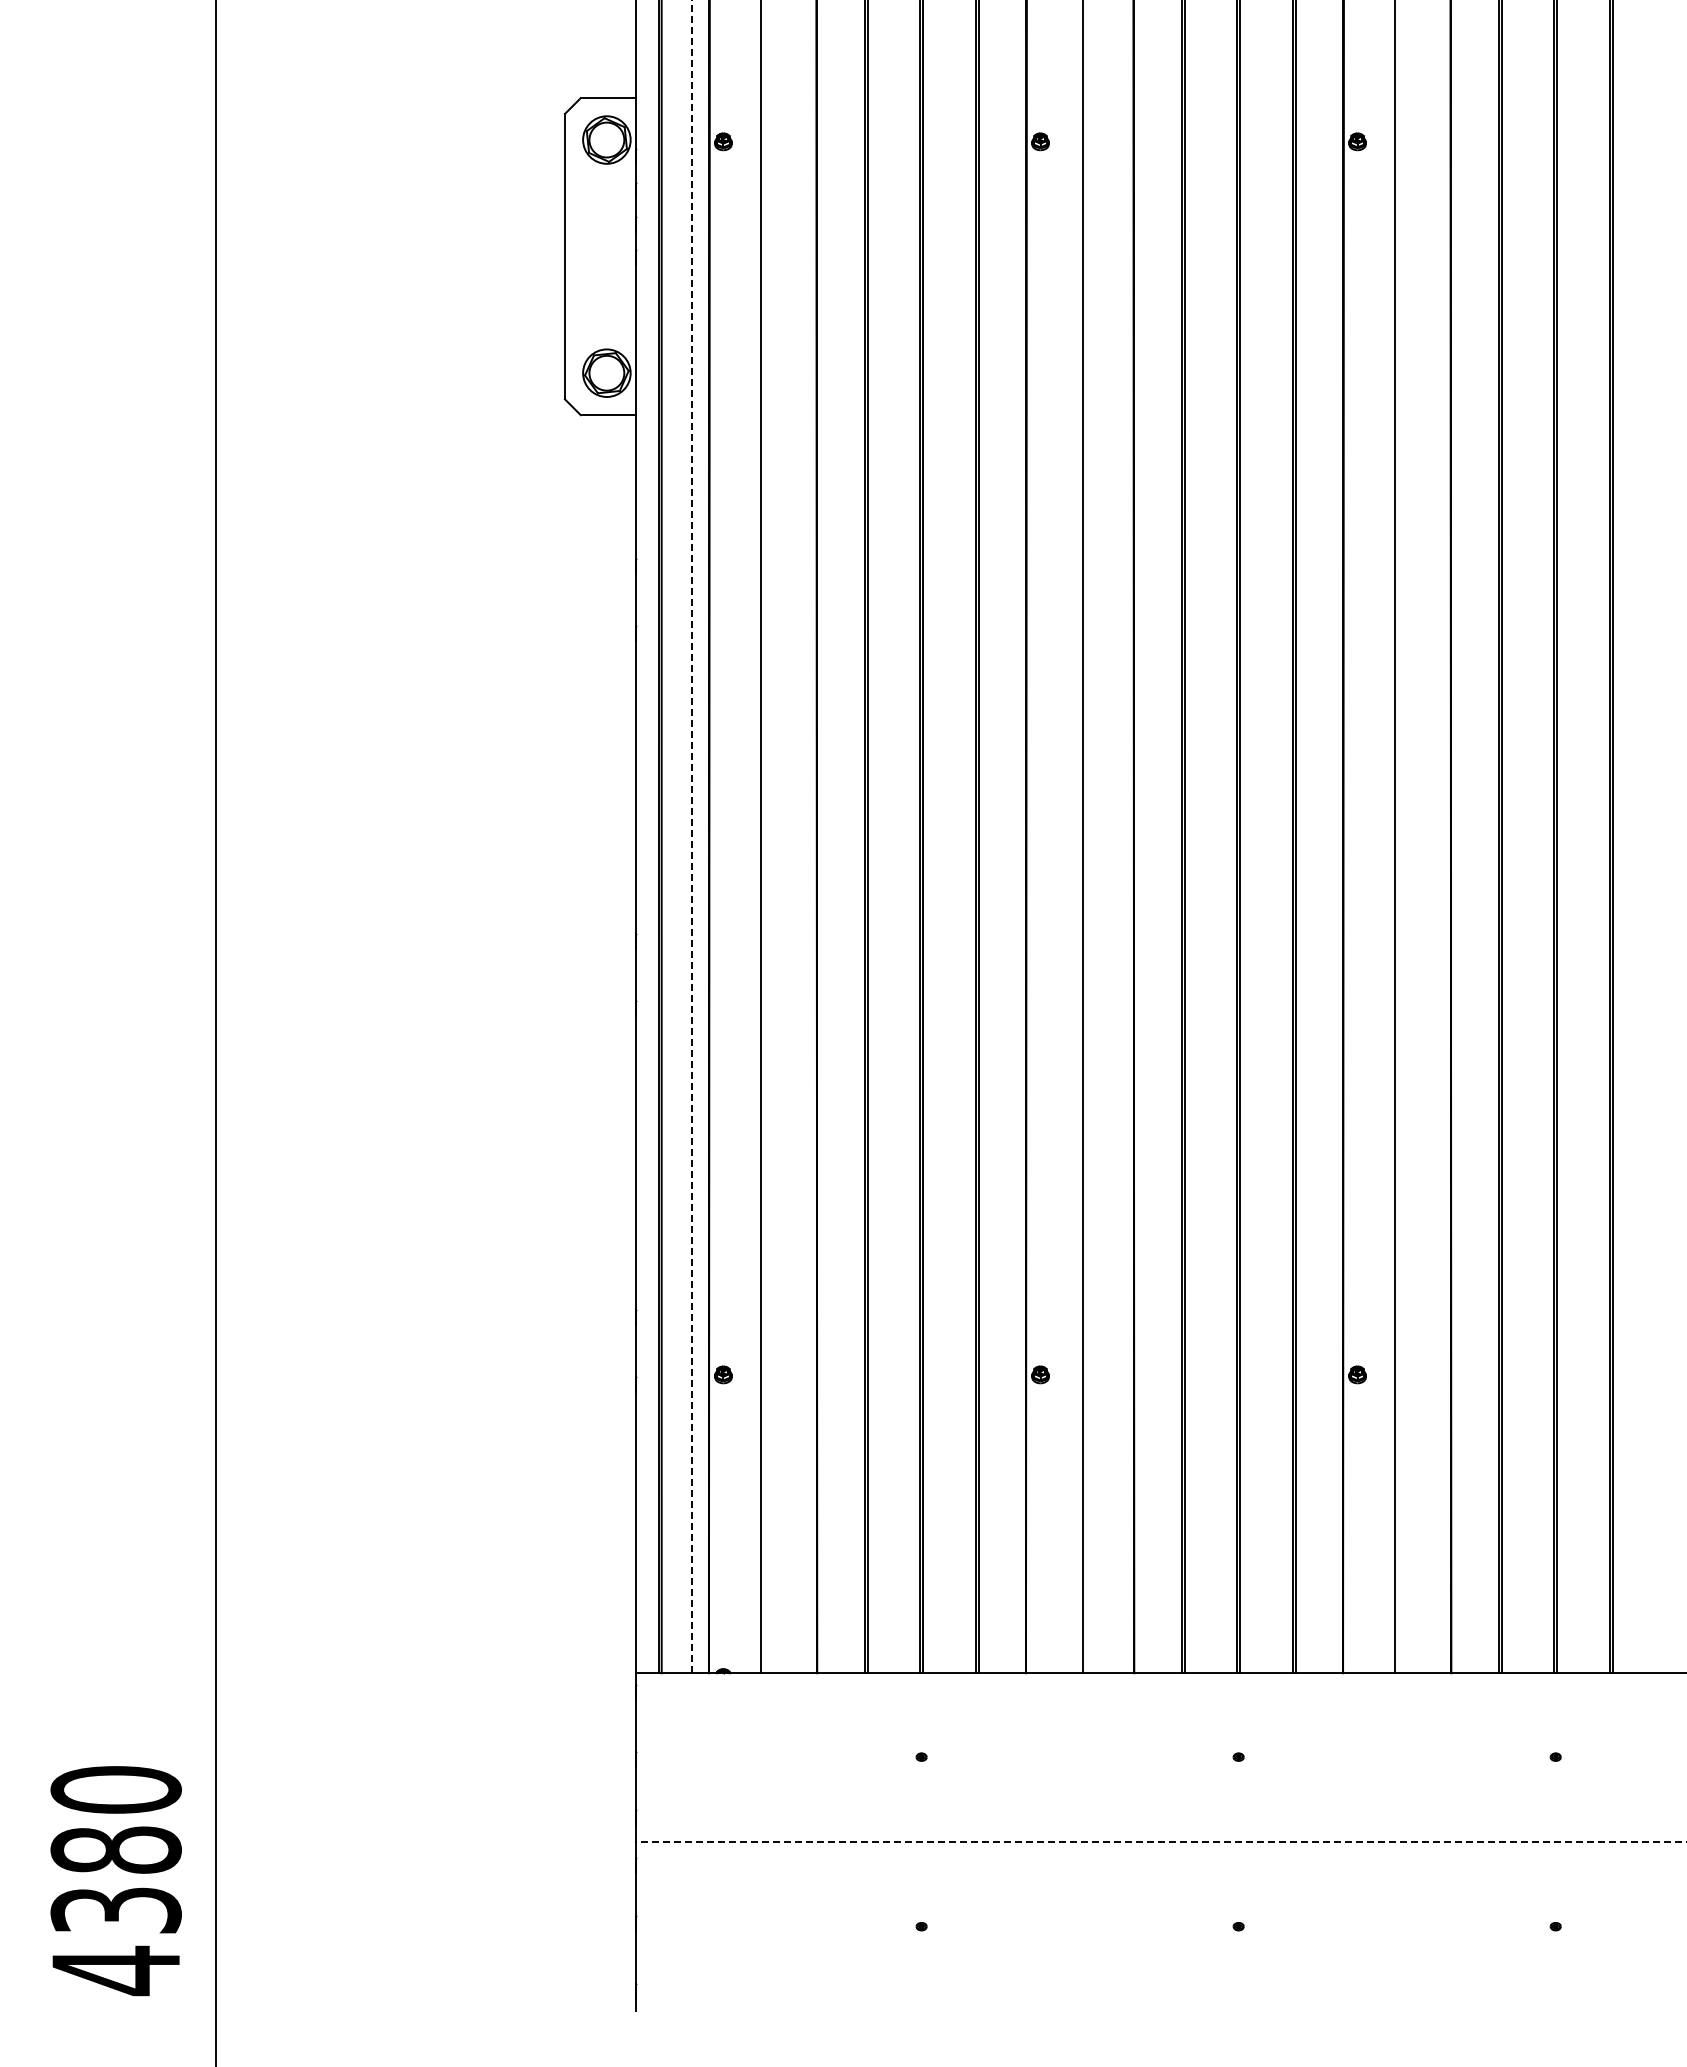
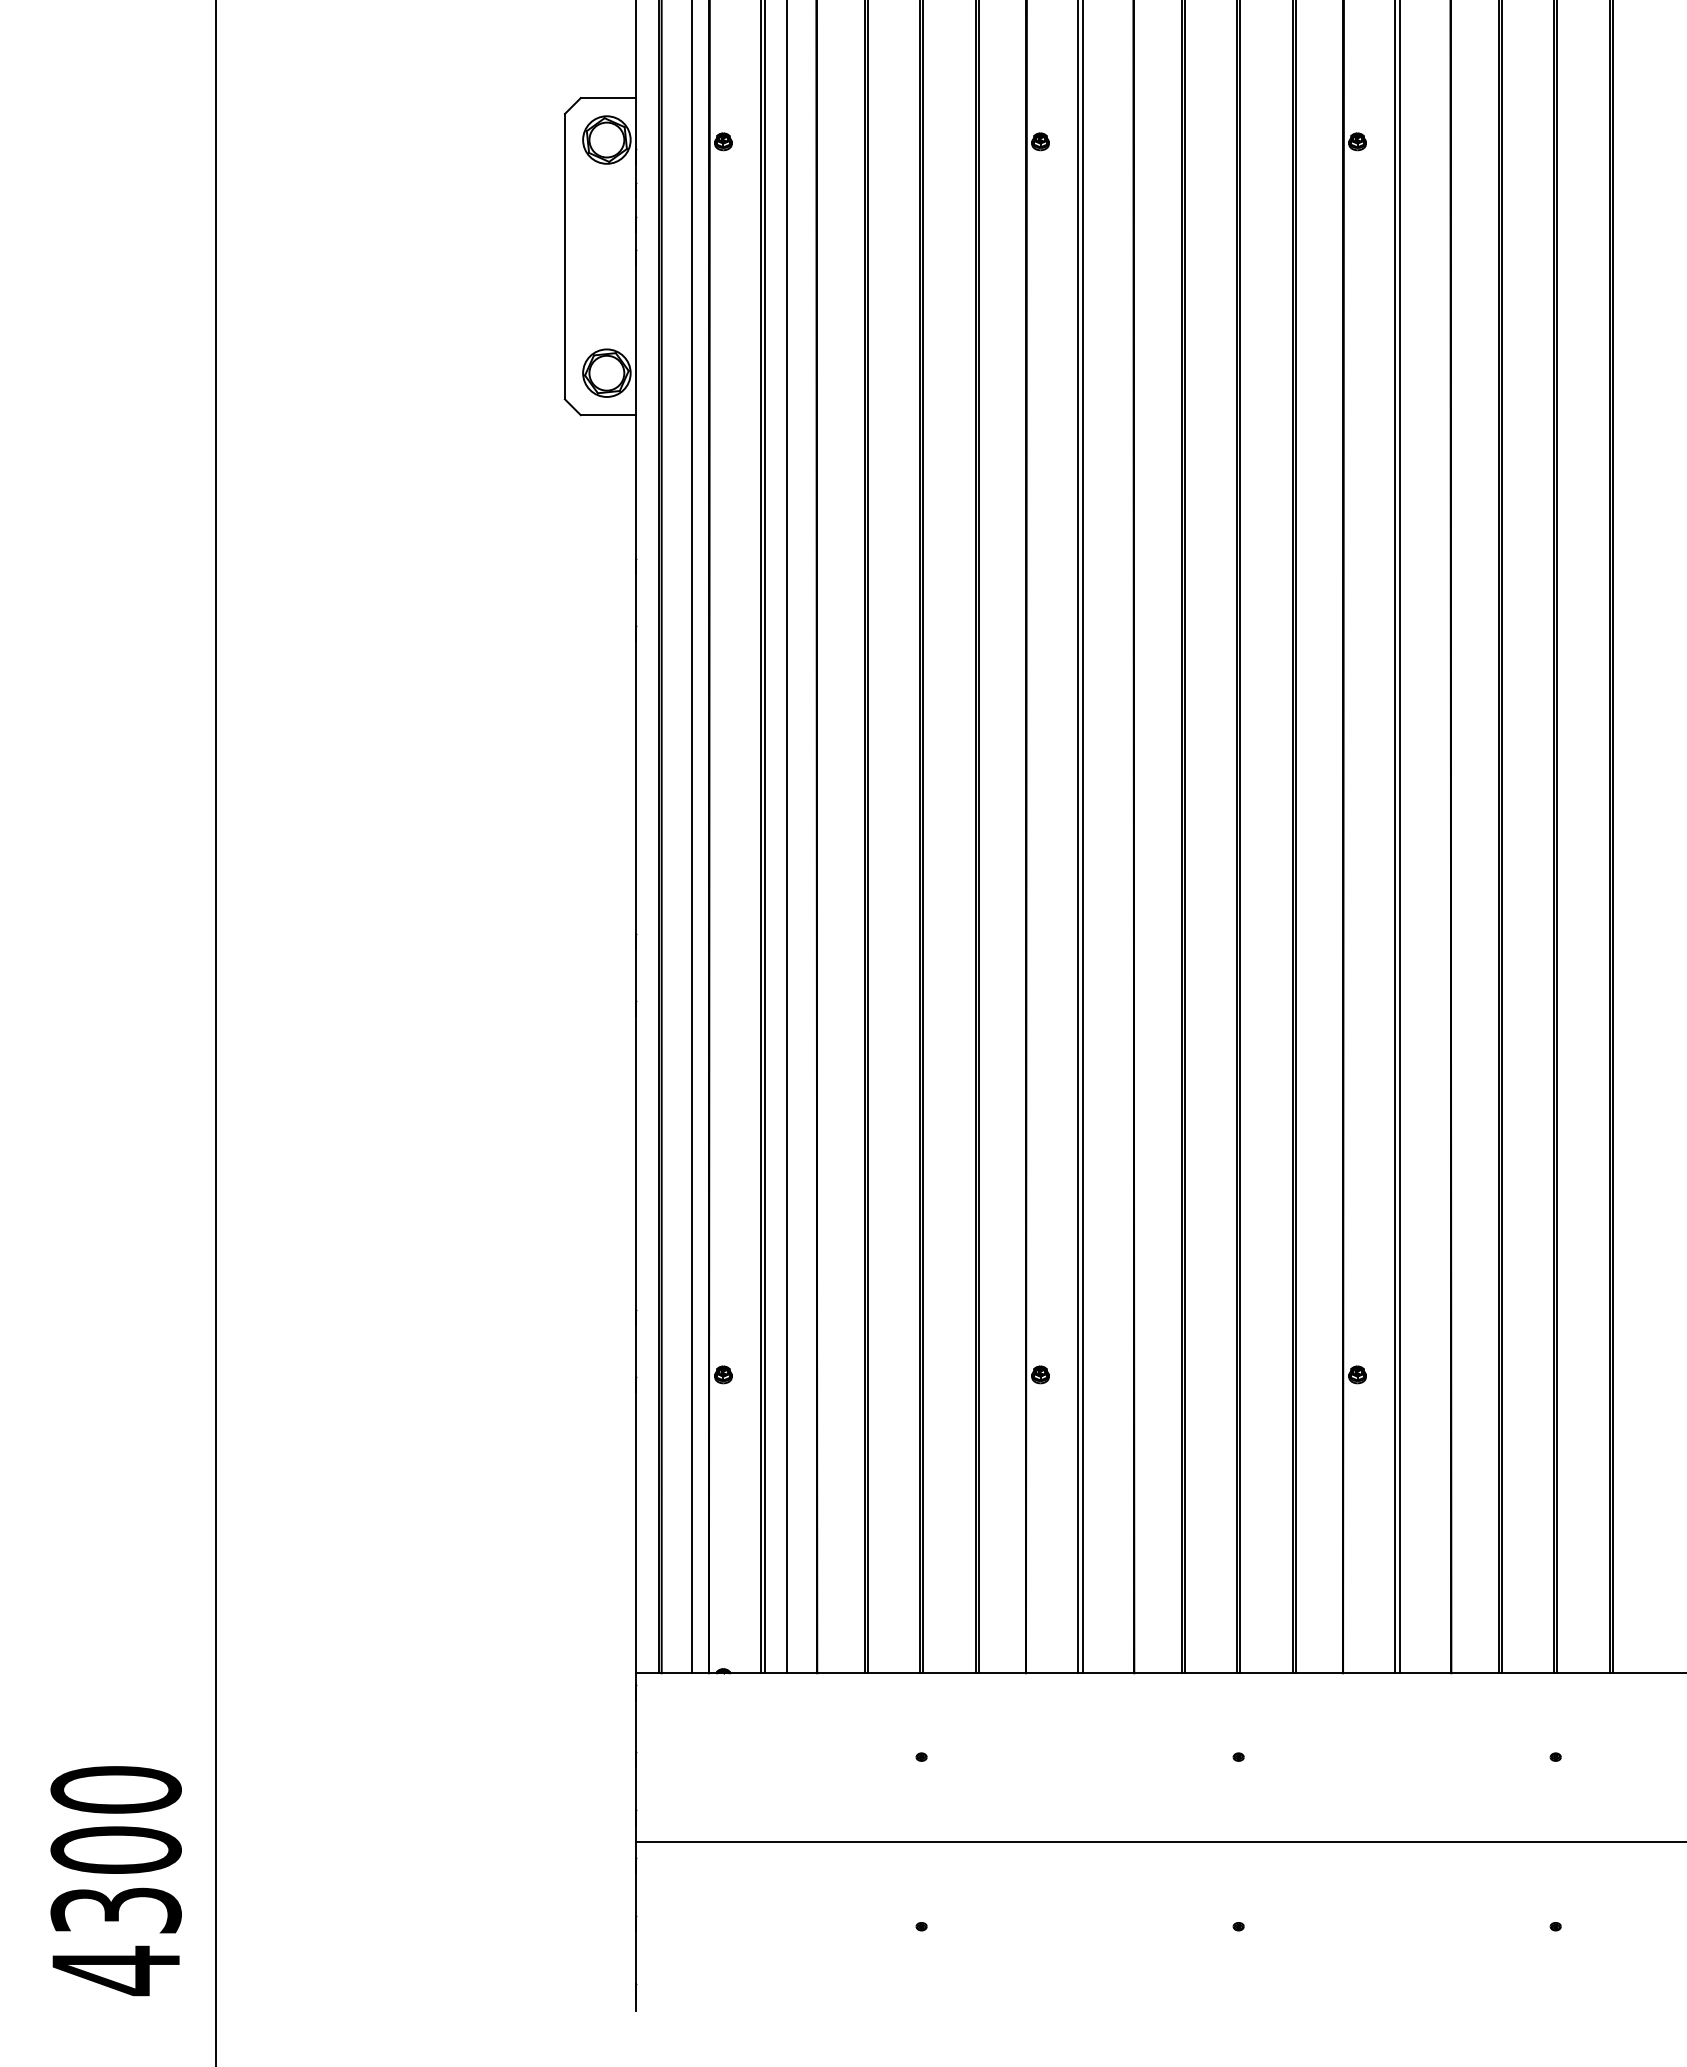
line: dashed -> solid (692, 837)
line: none -> present (765, 837)
line: none -> present (786, 837)
line: none -> present (1077, 837)
line: none -> present (1399, 837)
line: dashed -> solid (1161, 1841)
text: 4380 -> 4300 (115, 1849)
